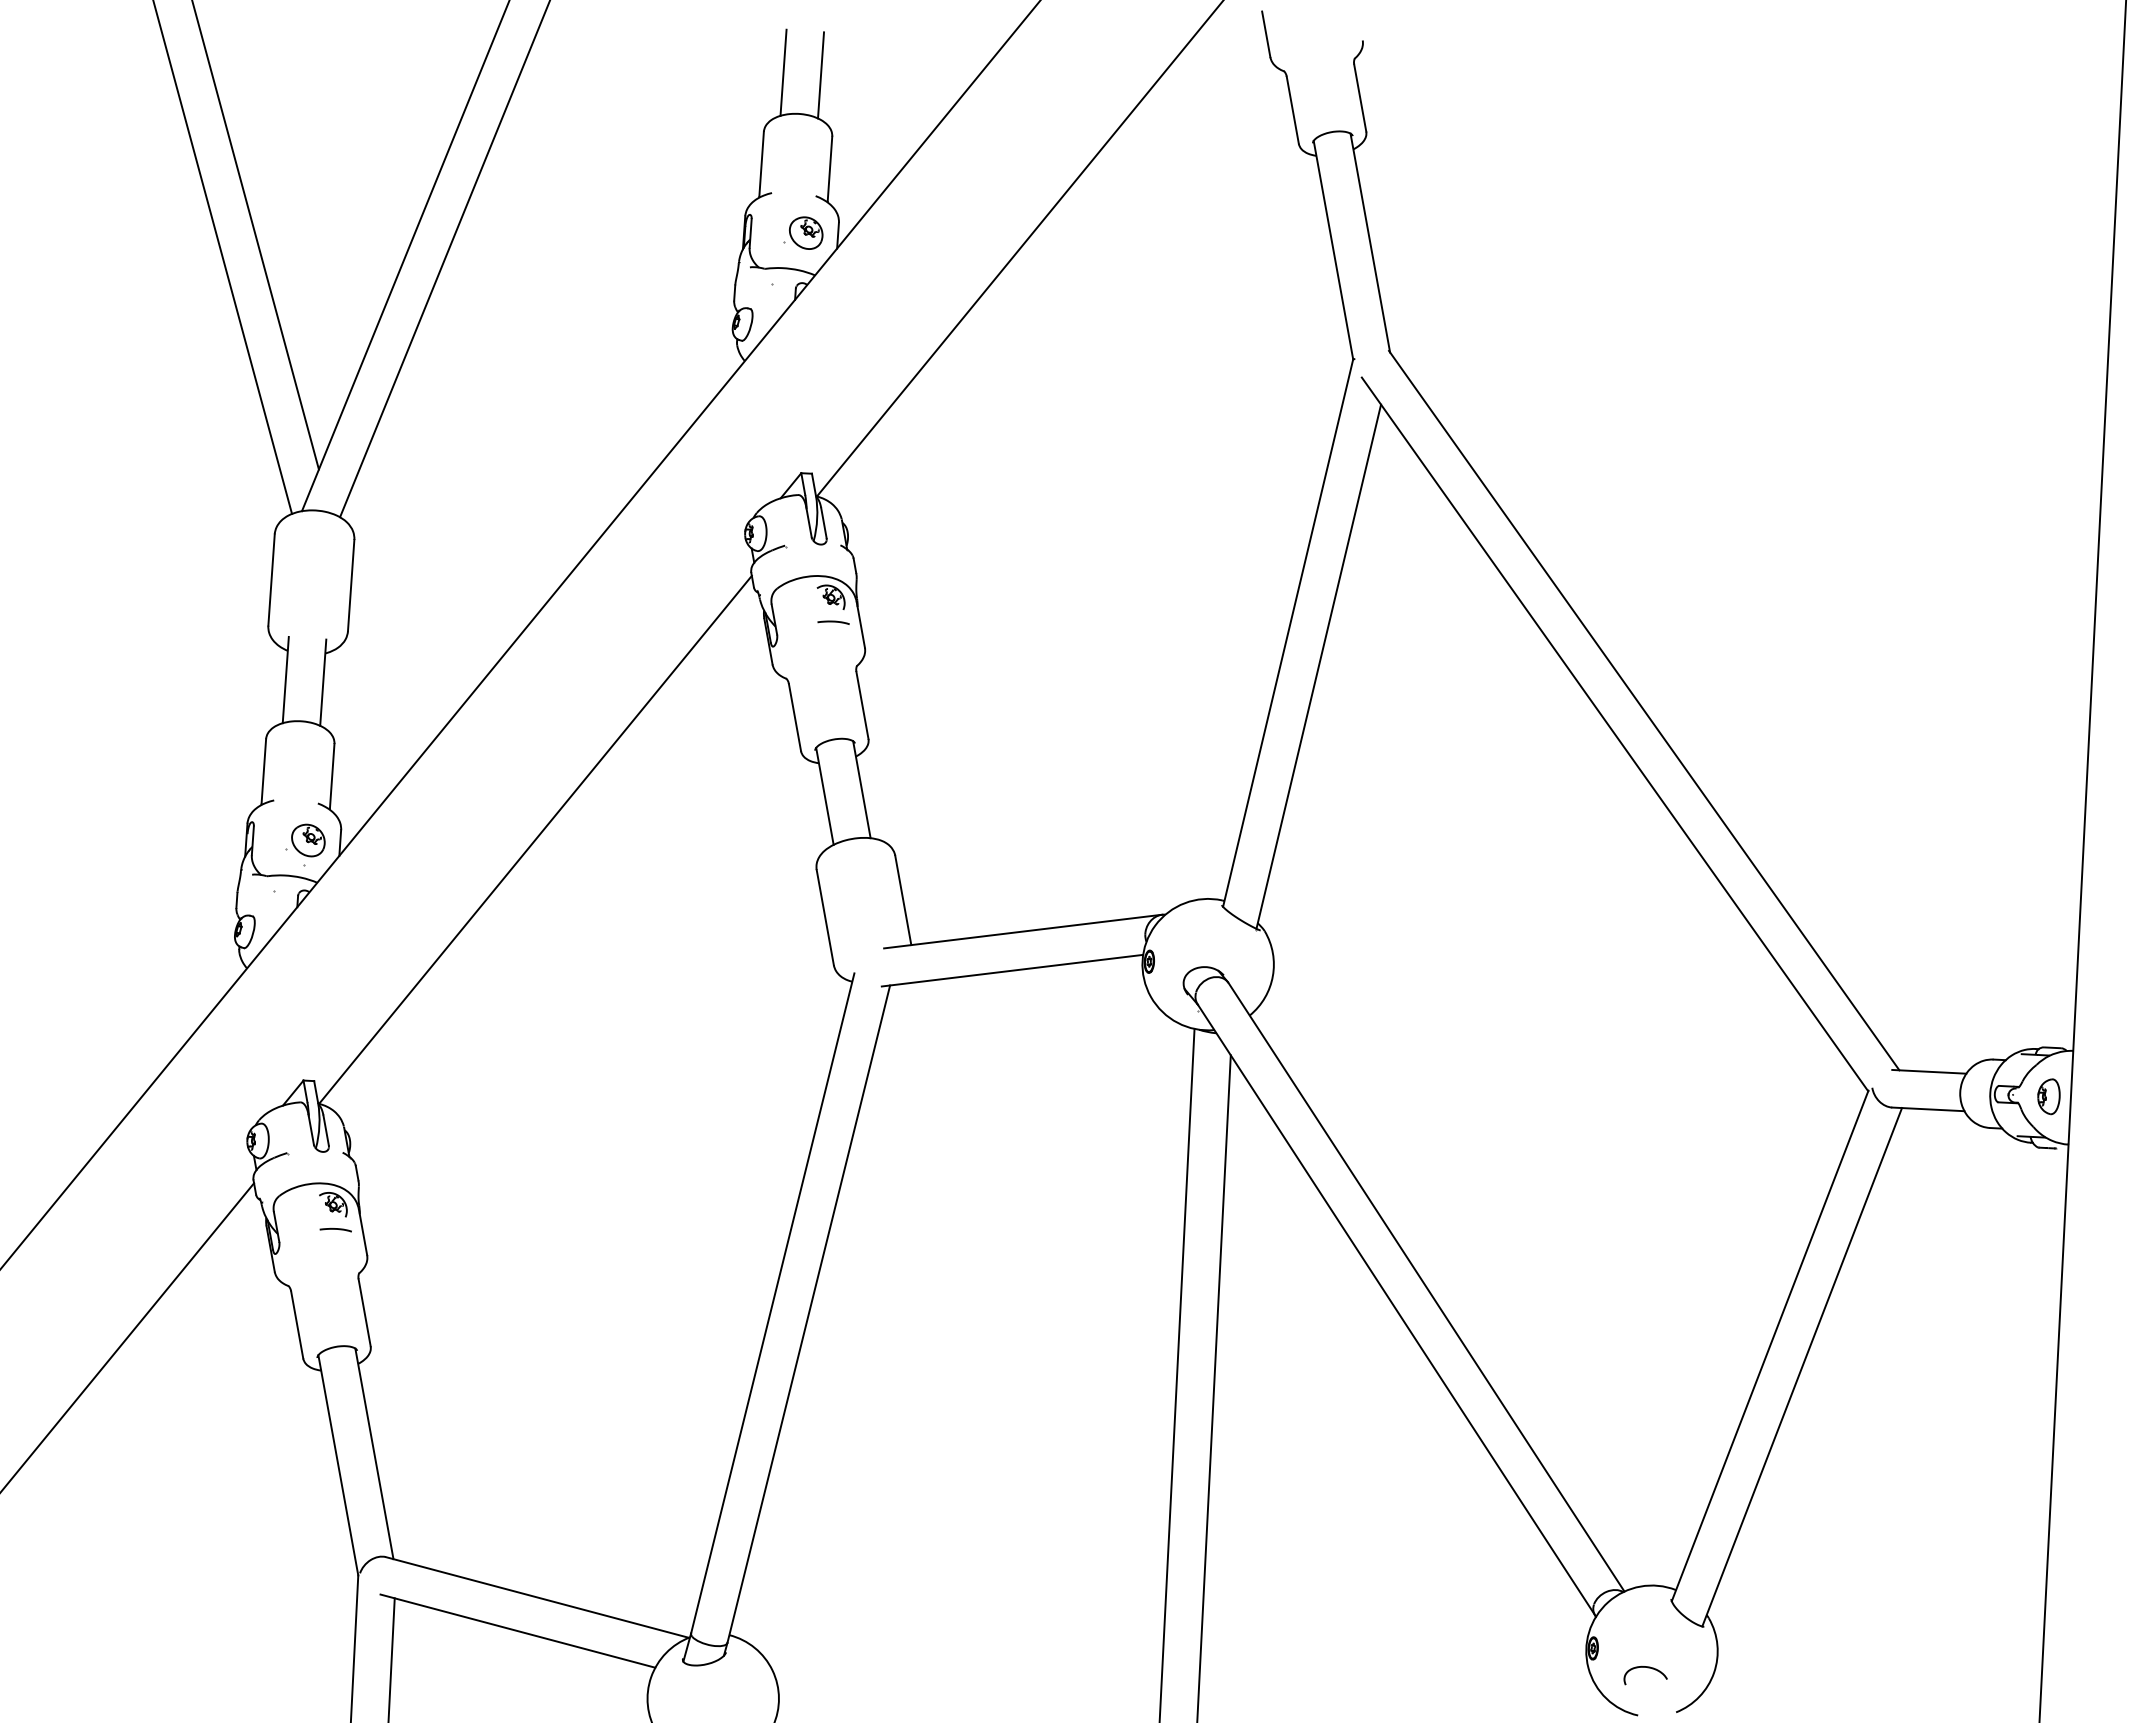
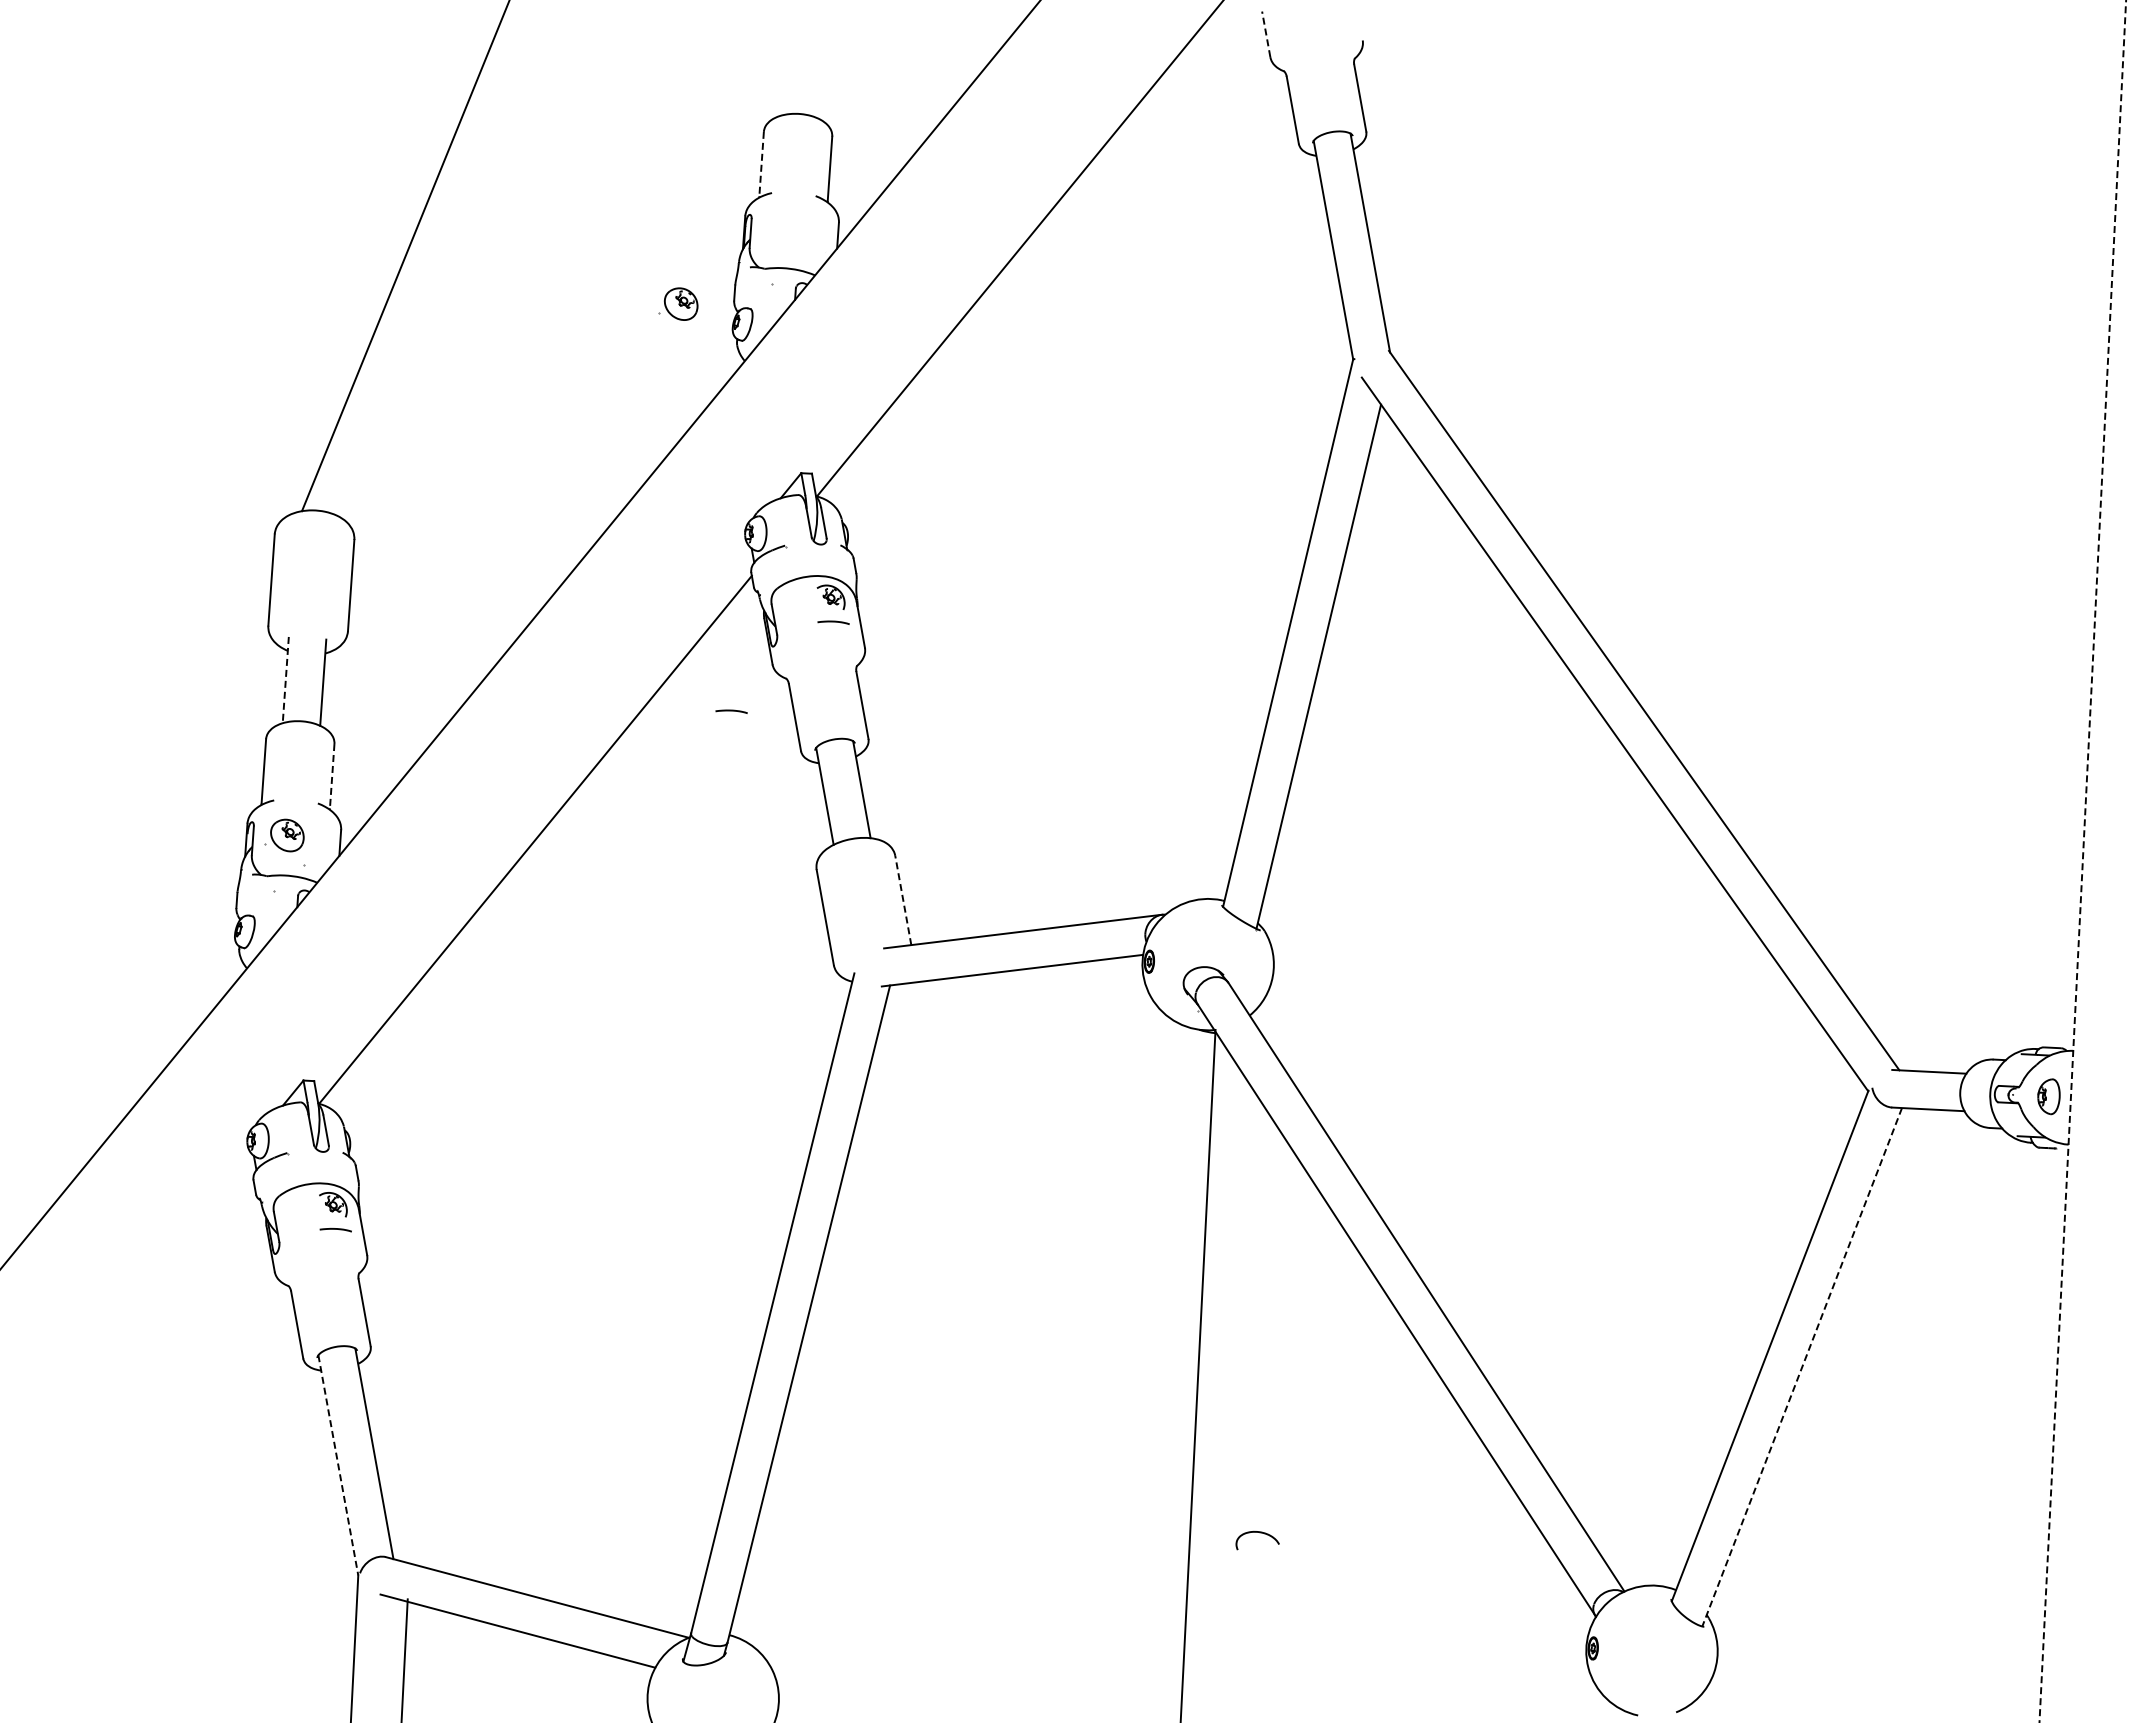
line: solid -> dashed (1266, 33)
line: present -> none (783, 72)
line: present -> none (821, 75)
line: solid -> dashed (761, 164)
part position: (803, 232) -> (678, 303) (678, 303)
line: present -> none (255, 235)
line: present -> none (222, 257)
line: present -> none (444, 259)
line: solid -> dashed (285, 680)
part: none -> present (731, 711)
line: solid -> dashed (332, 776)
part position: (305, 840) -> (284, 835) (284, 835)
line: solid -> dashed (2082, 861)
line: solid -> dashed (903, 899)
line: present -> none (128, 1336)
line: solid -> dashed (1802, 1367)
line position: (1176, 1373) -> (1197, 1374) (1197, 1374)
line: present -> none (1213, 1387)
line: solid -> dashed (338, 1465)
line position: (391, 1658) -> (404, 1659) (404, 1659)
curve position: (1647, 1668) -> (1259, 1533) (1259, 1533)
